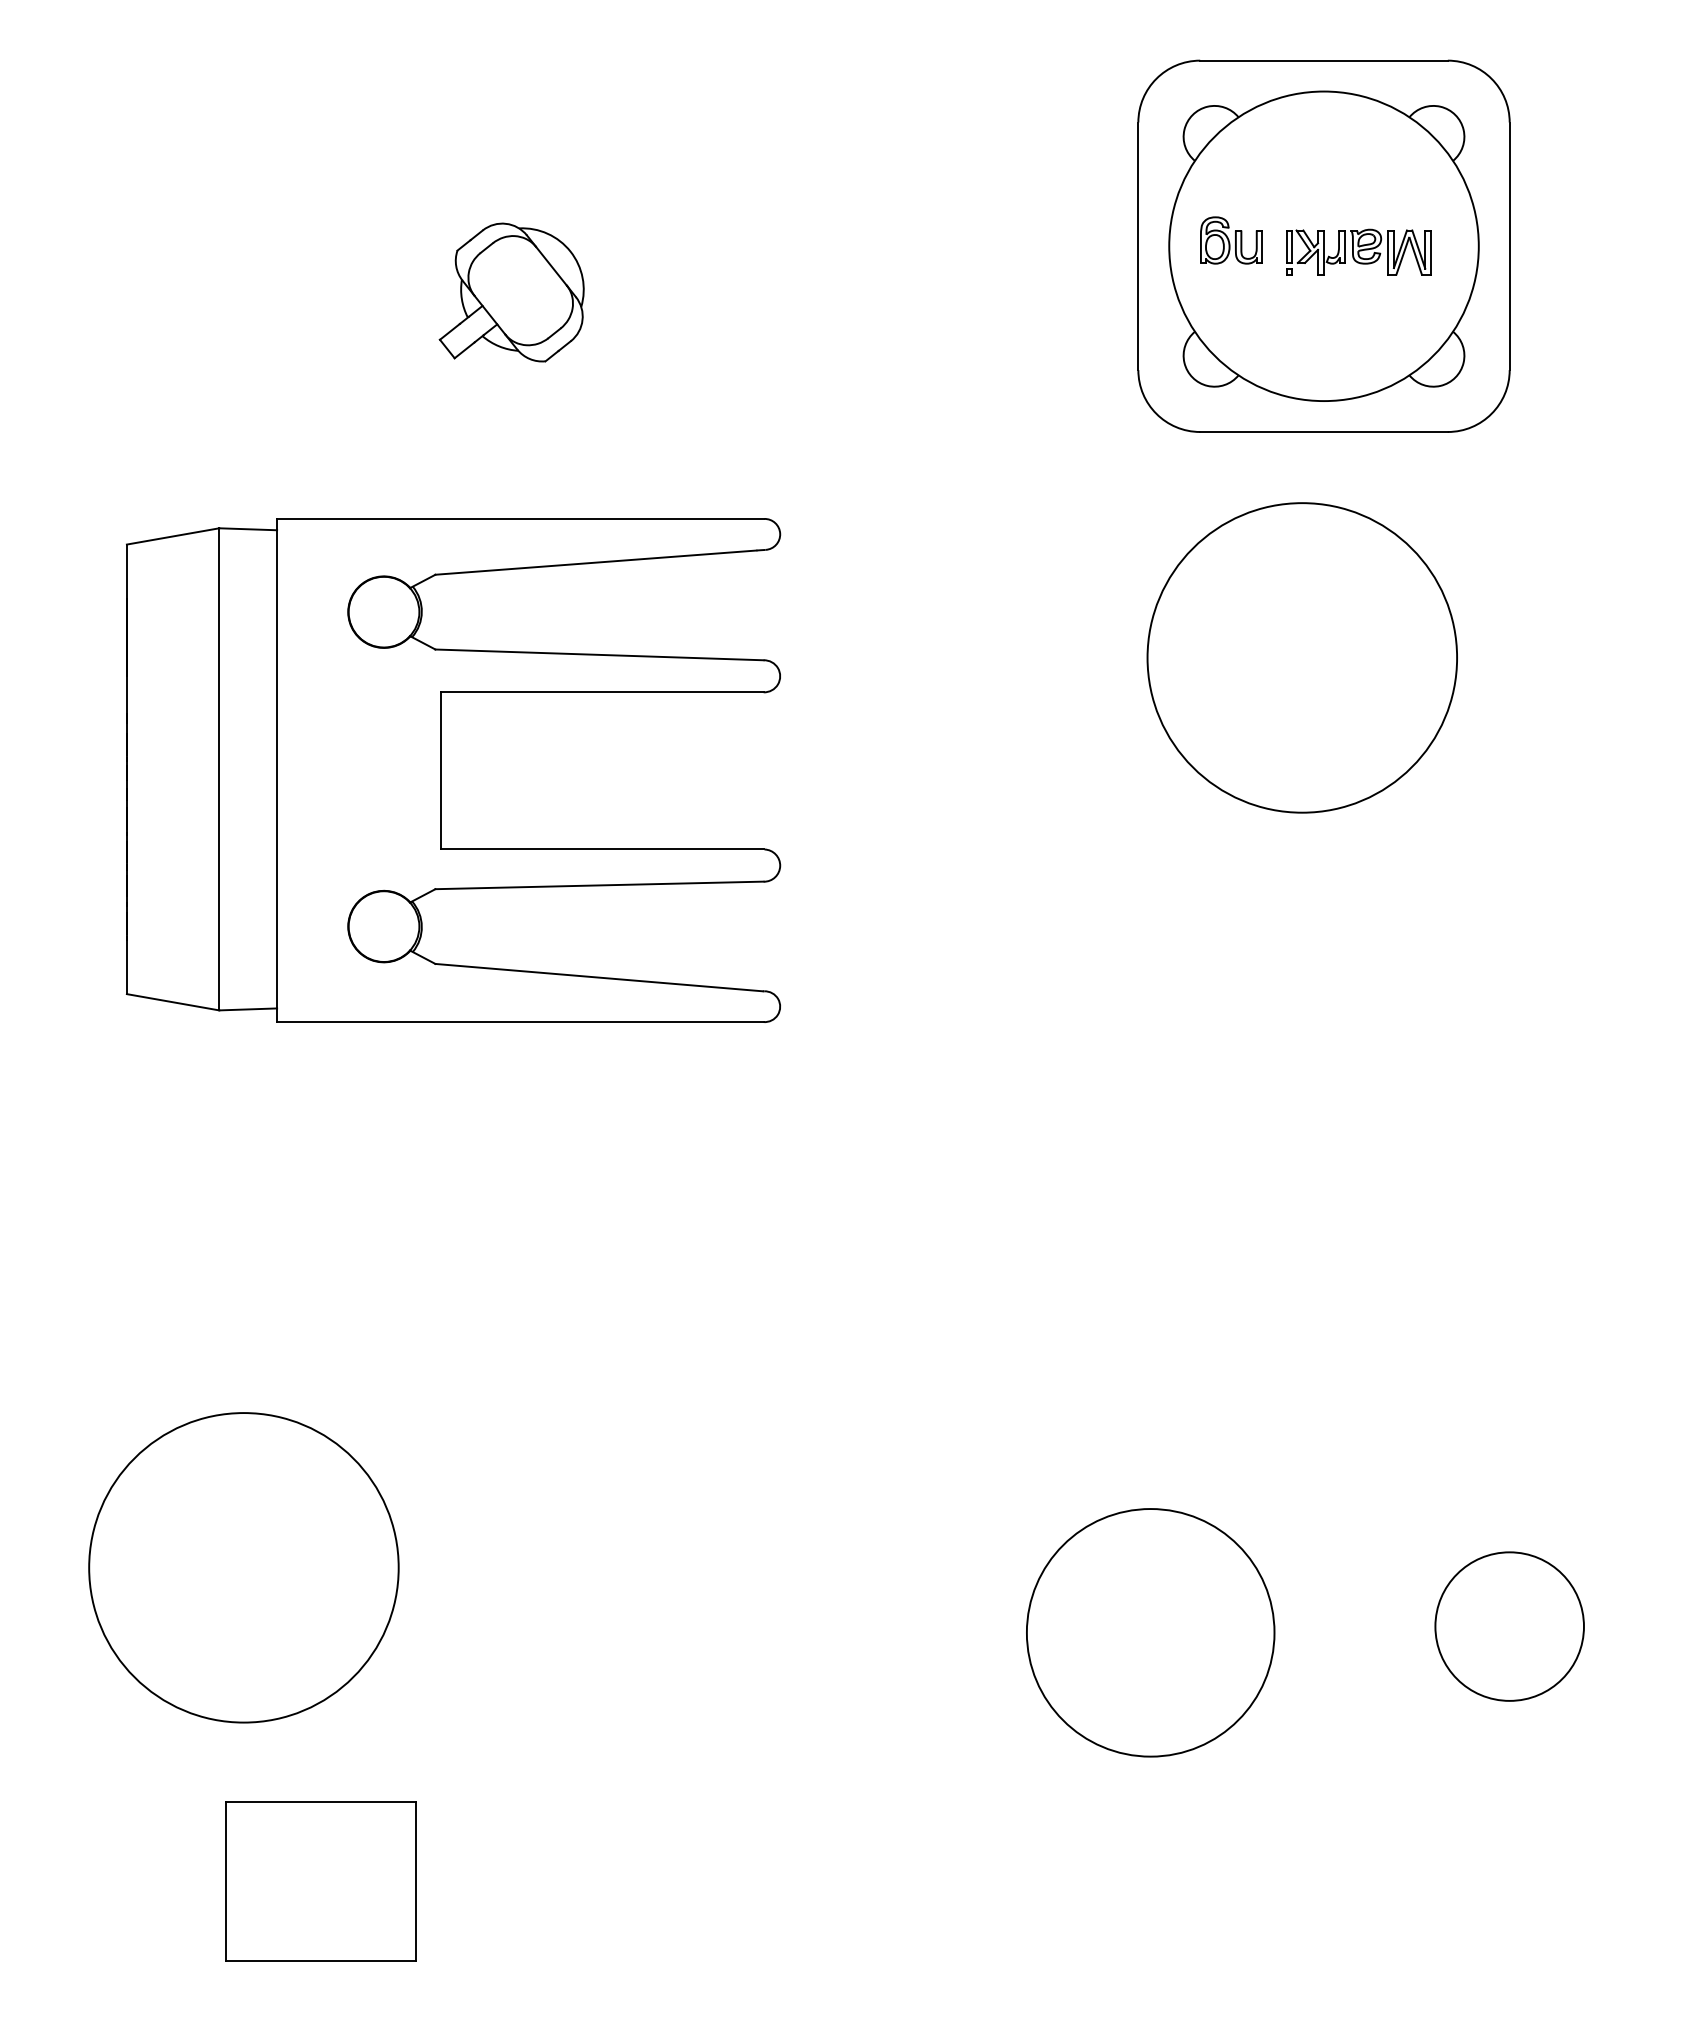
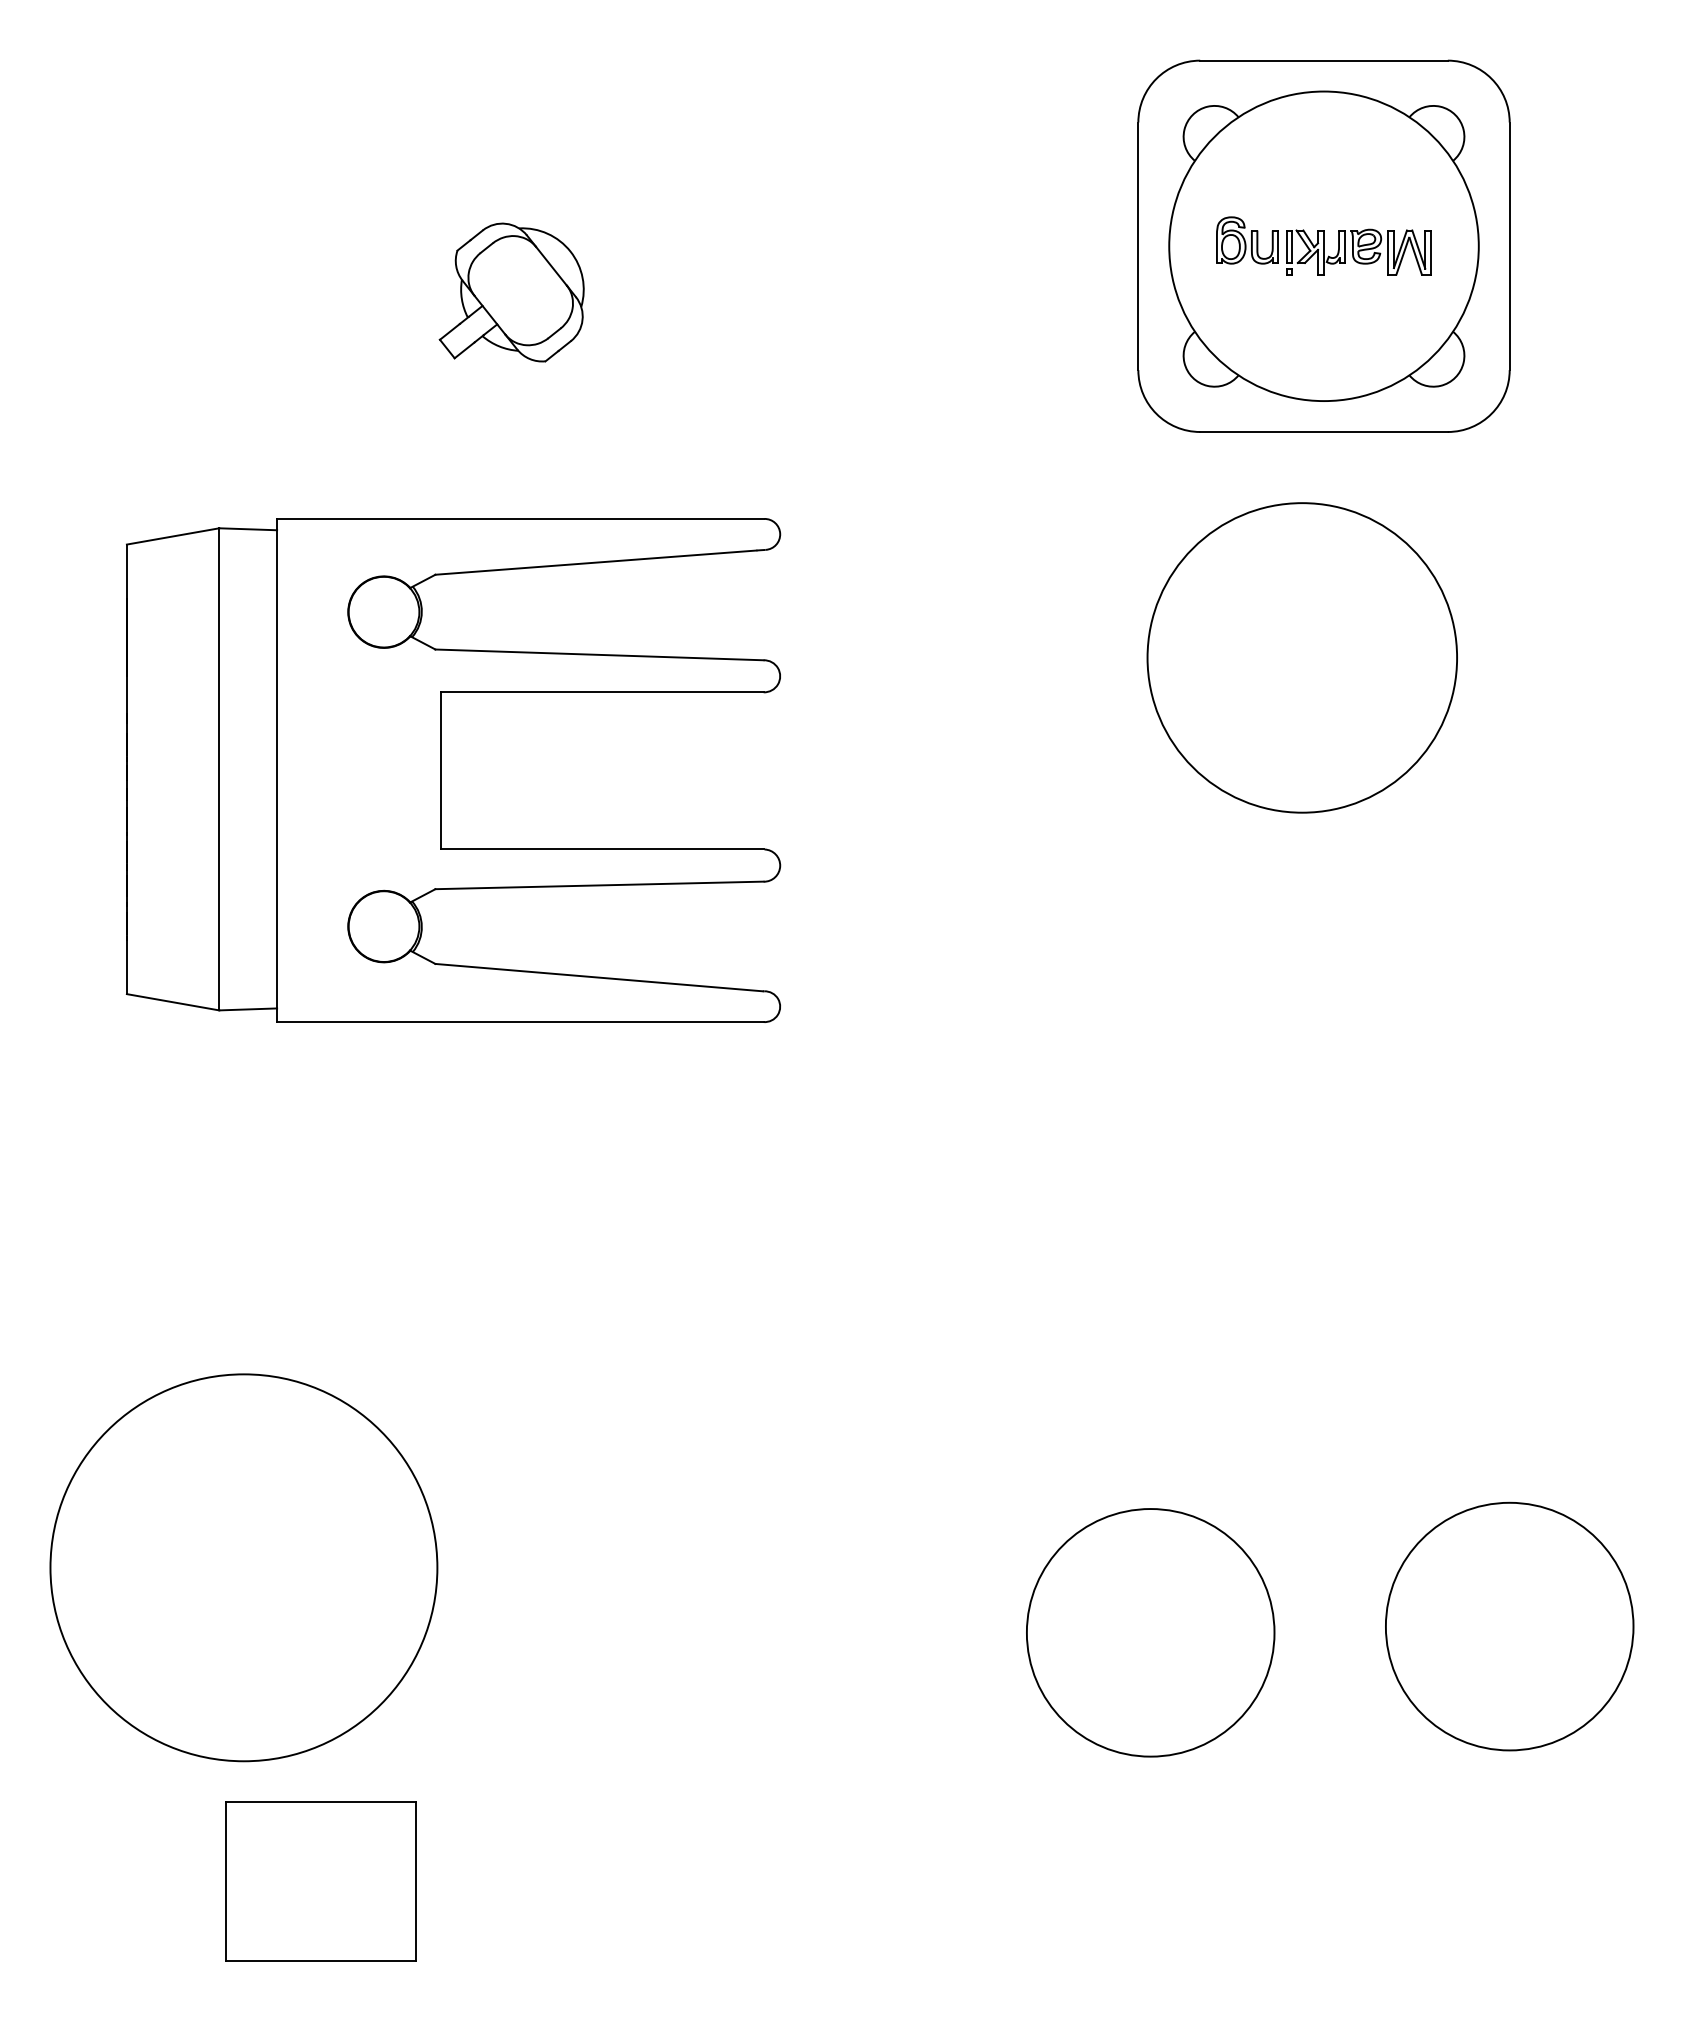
part position: (1231, 240) -> (1247, 240) (1247, 240)
circle diameter: 310 px -> 387 px (243, 1567)
circle diameter: 149 px -> 248 px (1509, 1626)
